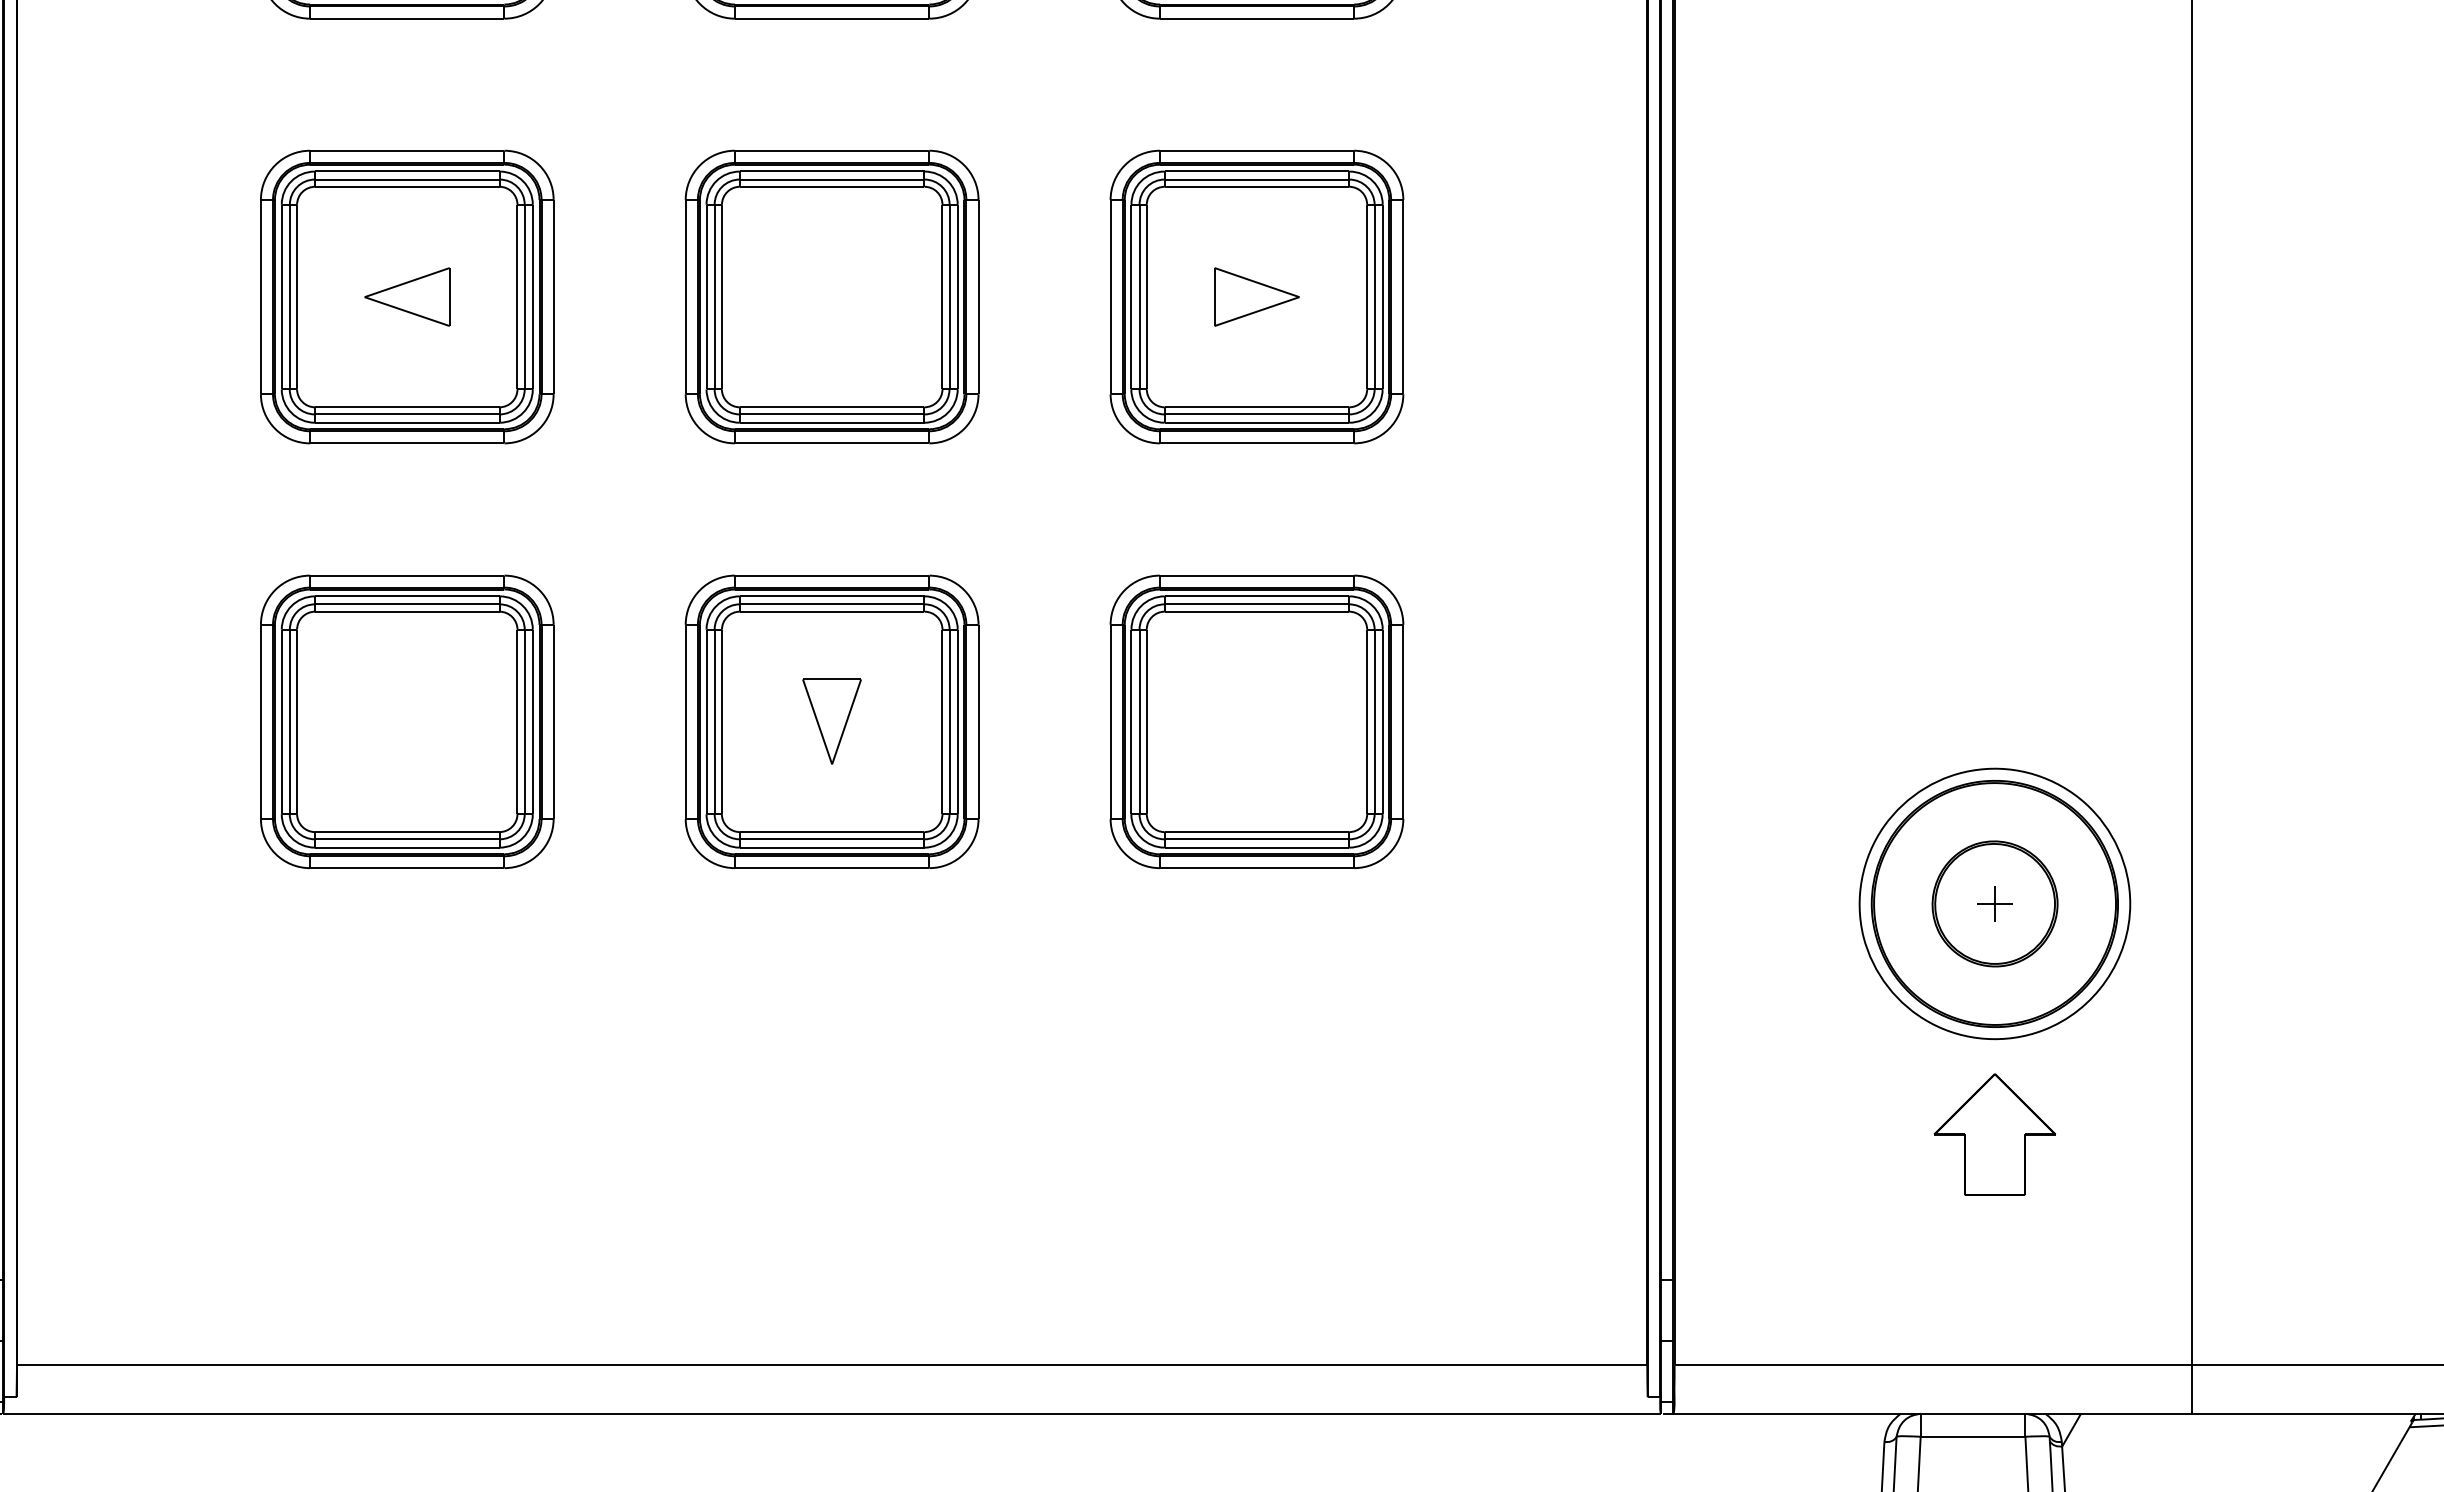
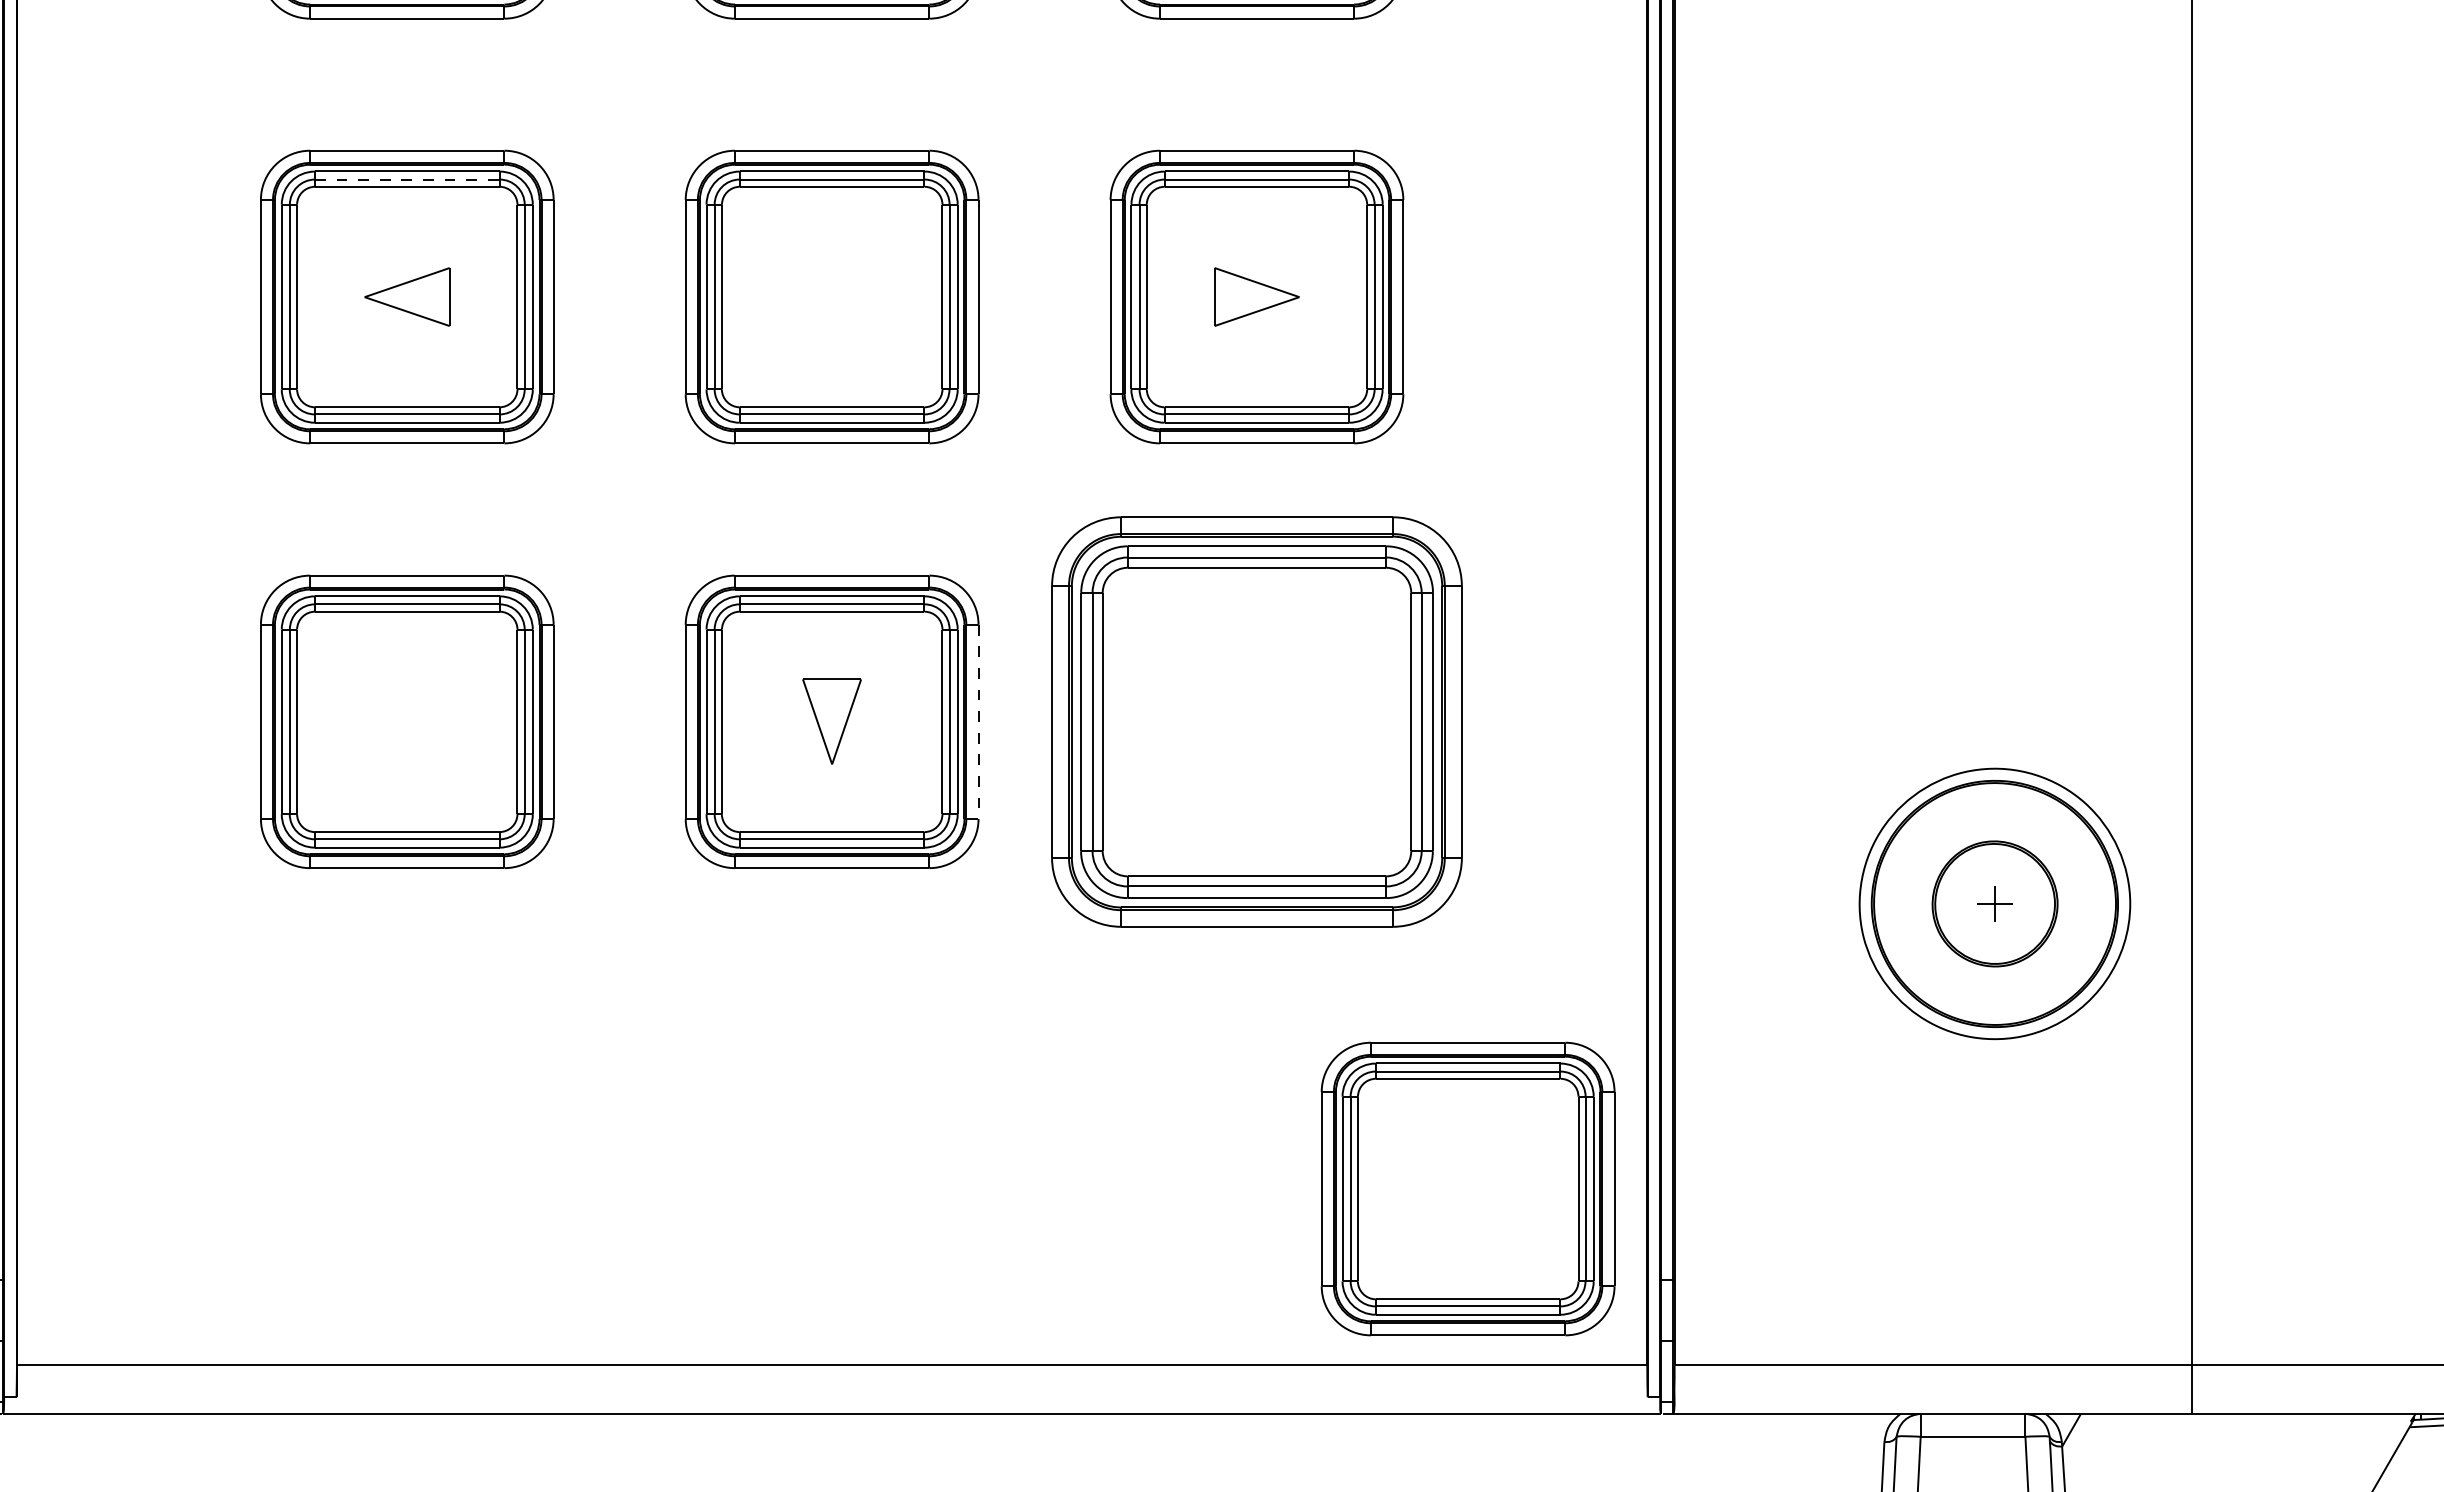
line: solid -> dashed (407, 179)
part size: 296x295 px -> 412x412 px (1256, 721)
line: solid -> dashed (978, 722)
part: present -> none (1994, 1134)
part: none -> present (1467, 1188)
